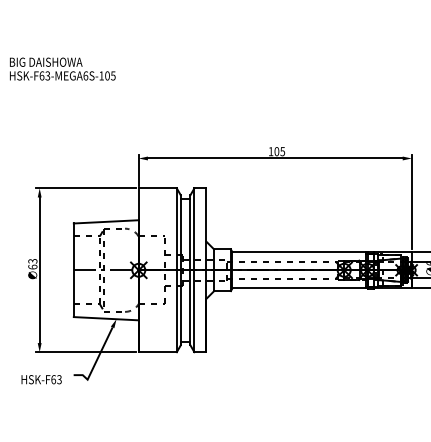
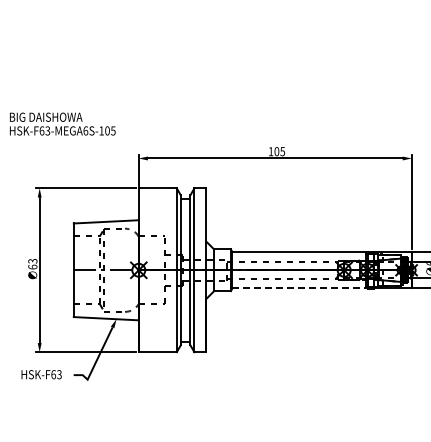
text position: (62, 68) -> (62, 123) (62, 123)
line: solid -> dashed (299, 288)
text position: (41, 379) -> (41, 374) (41, 374)
